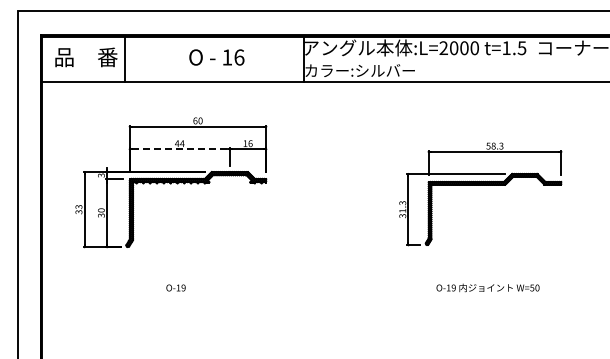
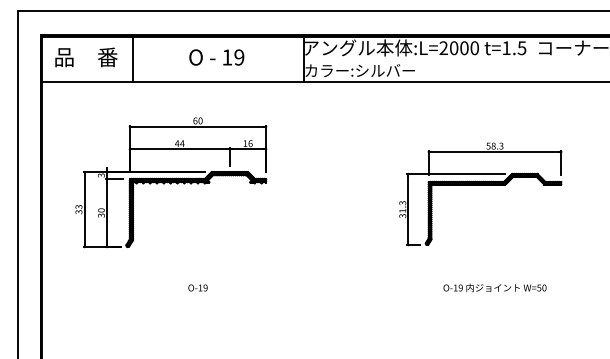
text: 16 -> 19 (239, 57)
line position: (125, 59) -> (133, 59) (133, 59)
line: dashed -> solid (179, 149)
text position: (175, 287) -> (197, 287) (197, 287)
text position: (487, 287) -> (494, 287) (494, 287)
